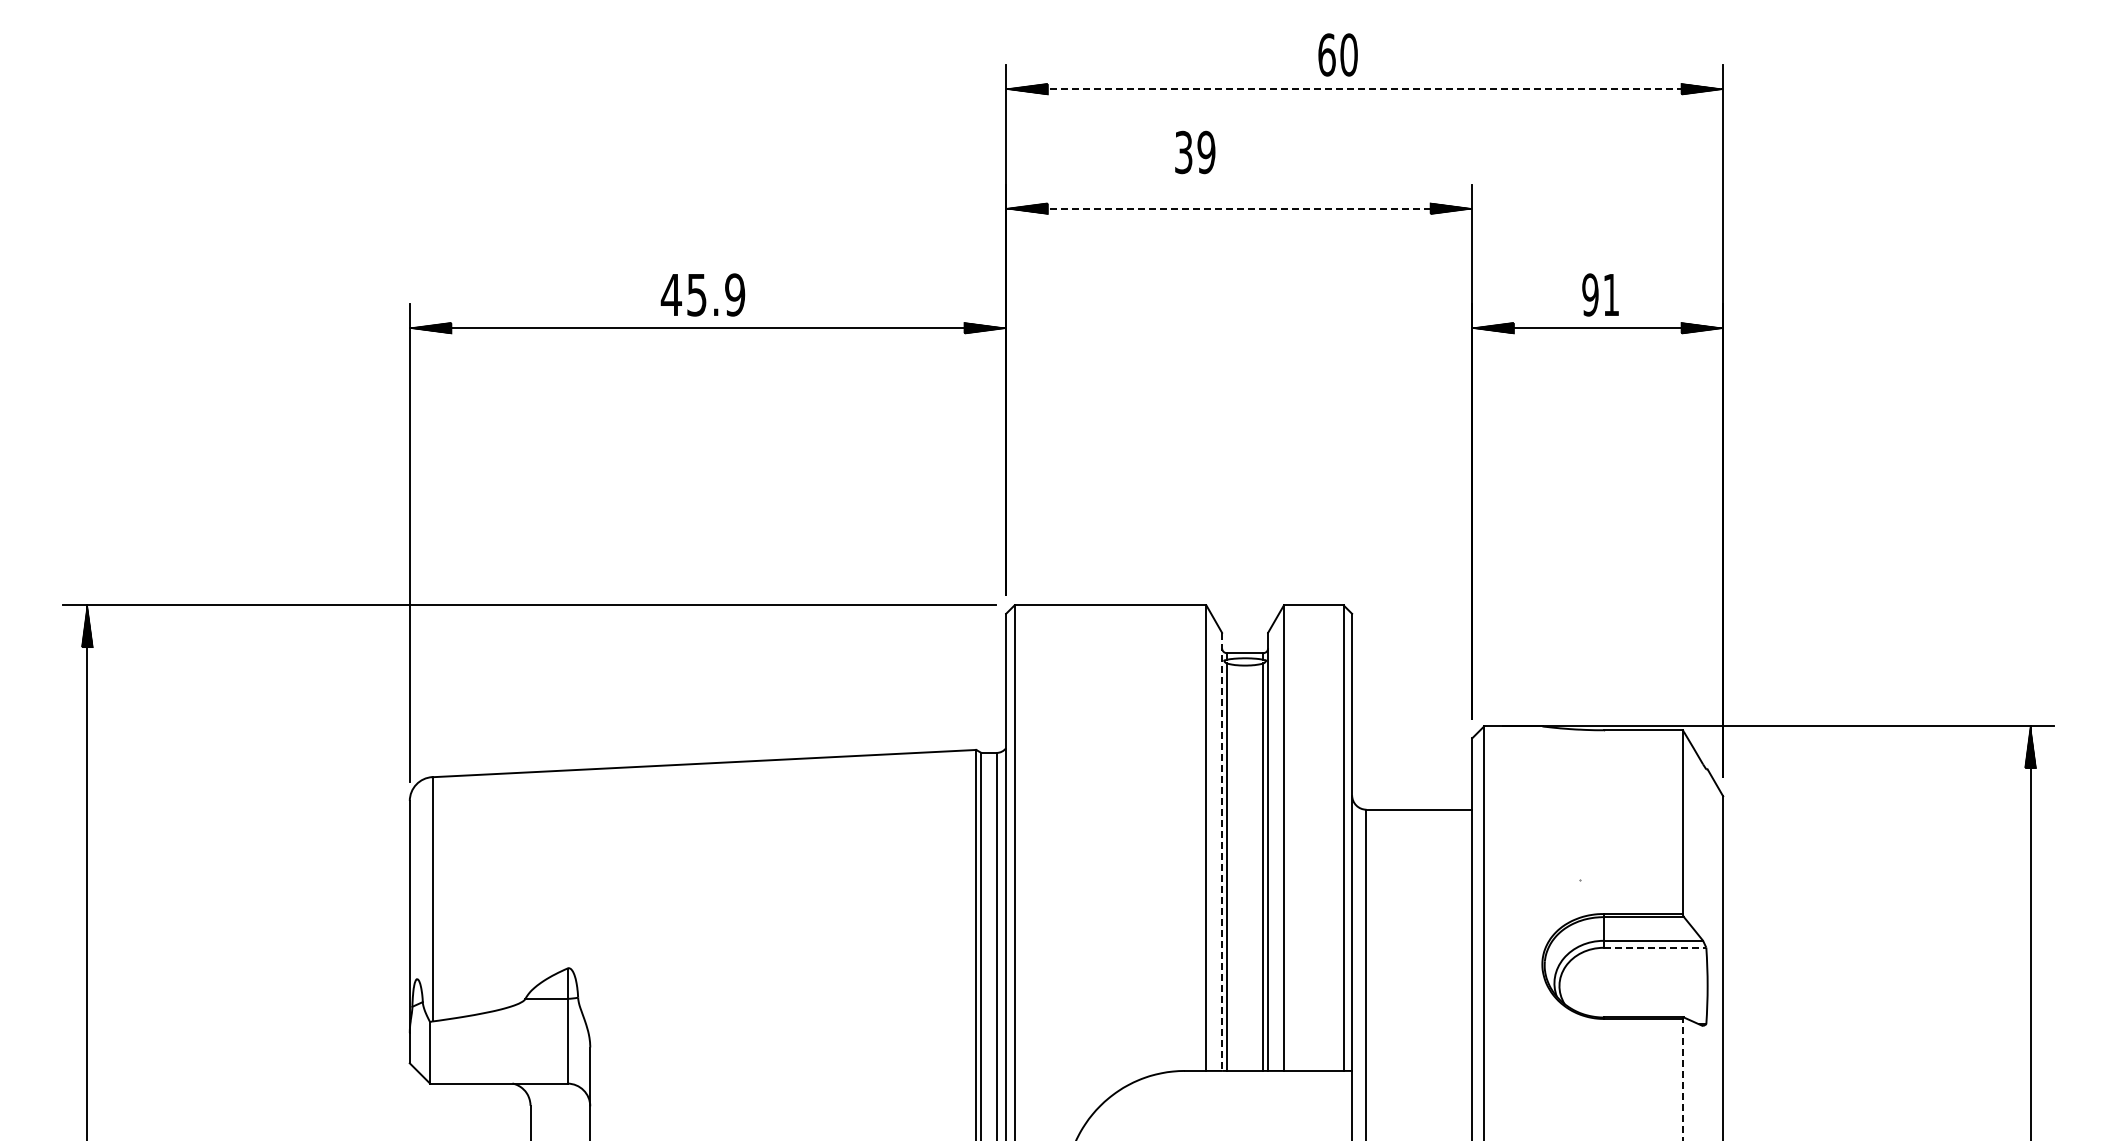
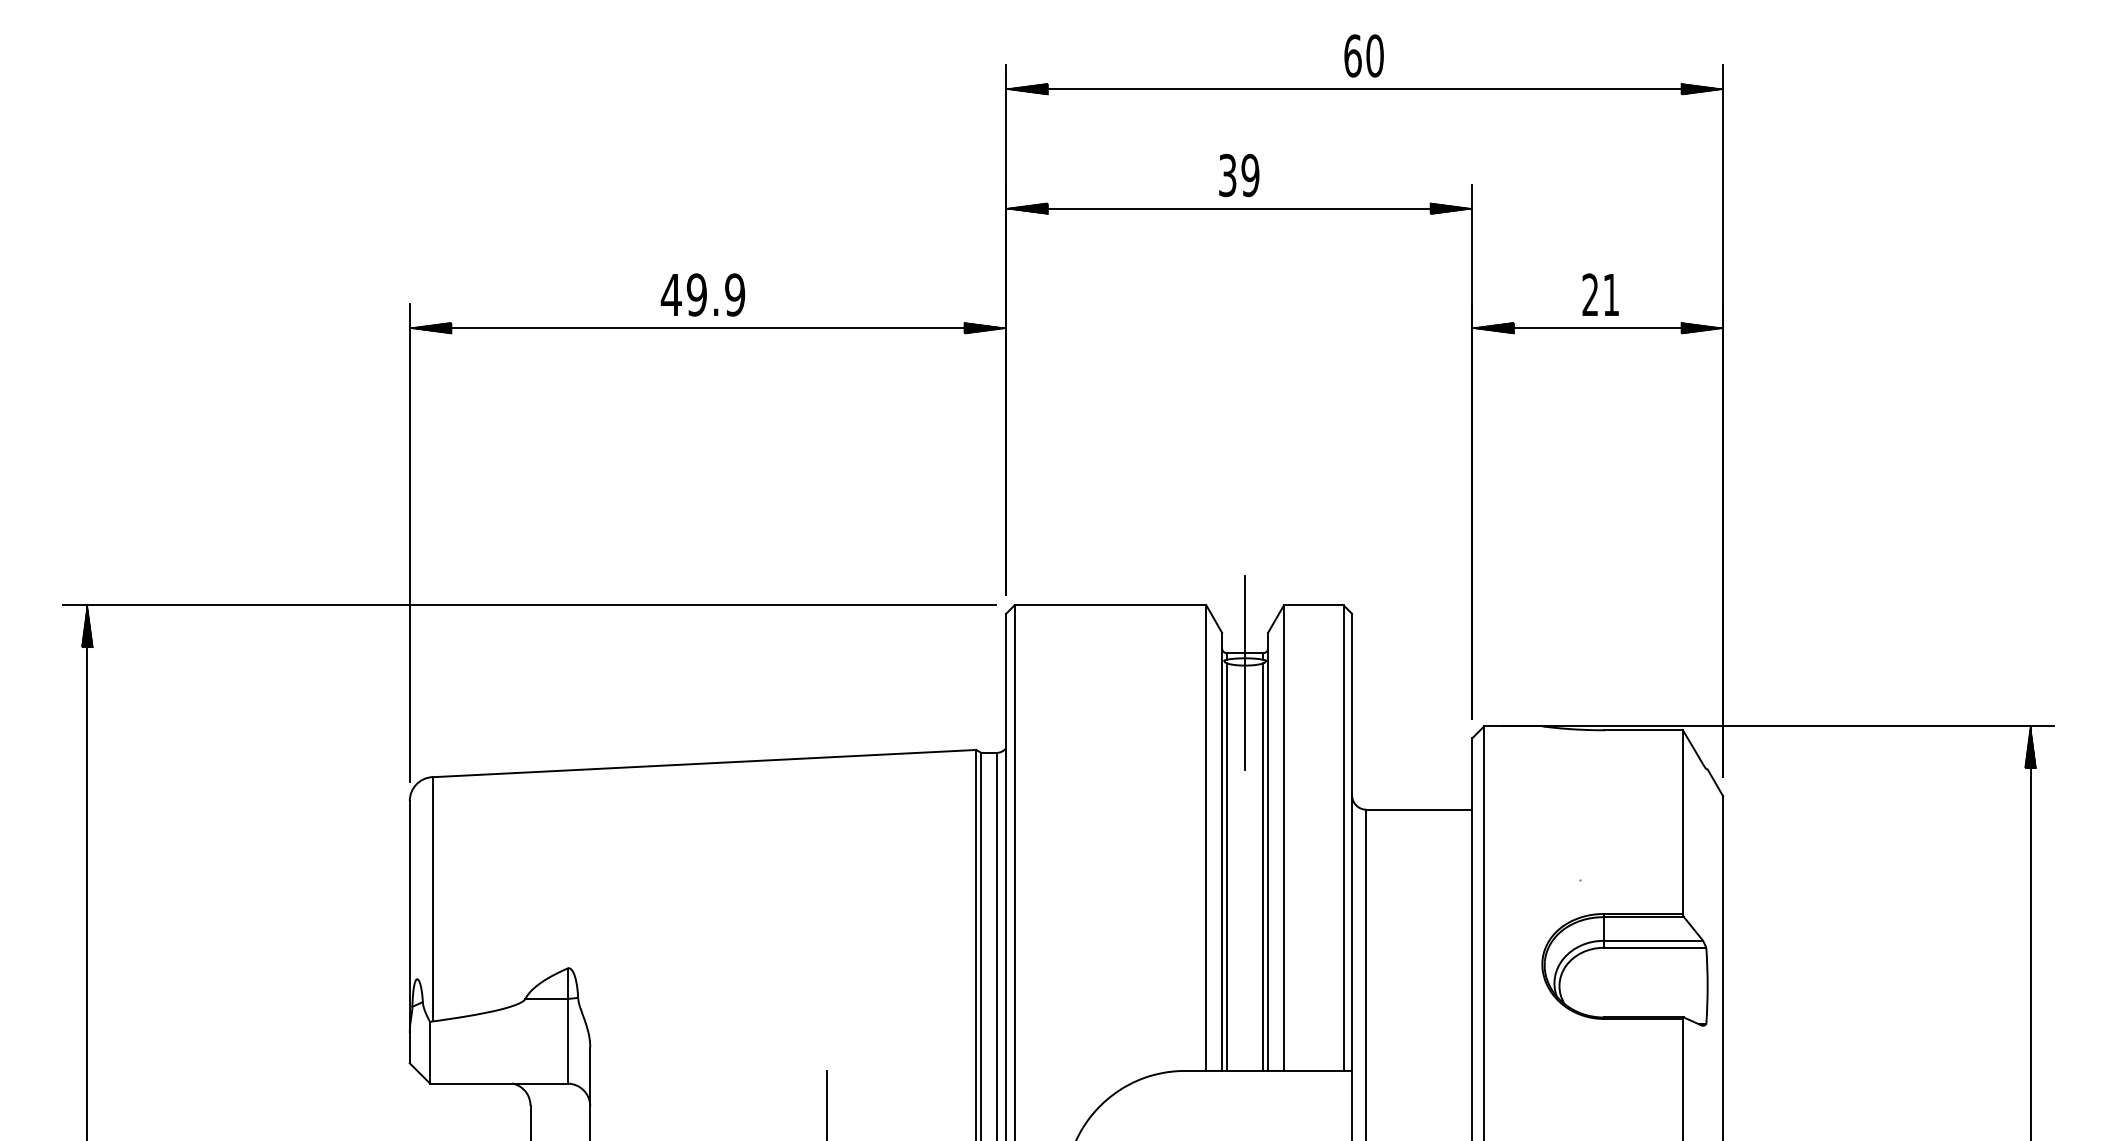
text position: (1337, 54) -> (1363, 55) (1363, 55)
line: dashed -> solid (1364, 89)
text position: (1195, 152) -> (1239, 175) (1239, 175)
line: dashed -> solid (1239, 208)
text: 45.9 -> 49.9 (696, 294)
text: 91 -> 21 (1590, 294)
line: none -> present (1245, 673)
line: dashed -> solid (1222, 852)
line: dashed -> solid (1655, 947)
line: dashed -> solid (1682, 1079)
line: none -> present (826, 1104)
